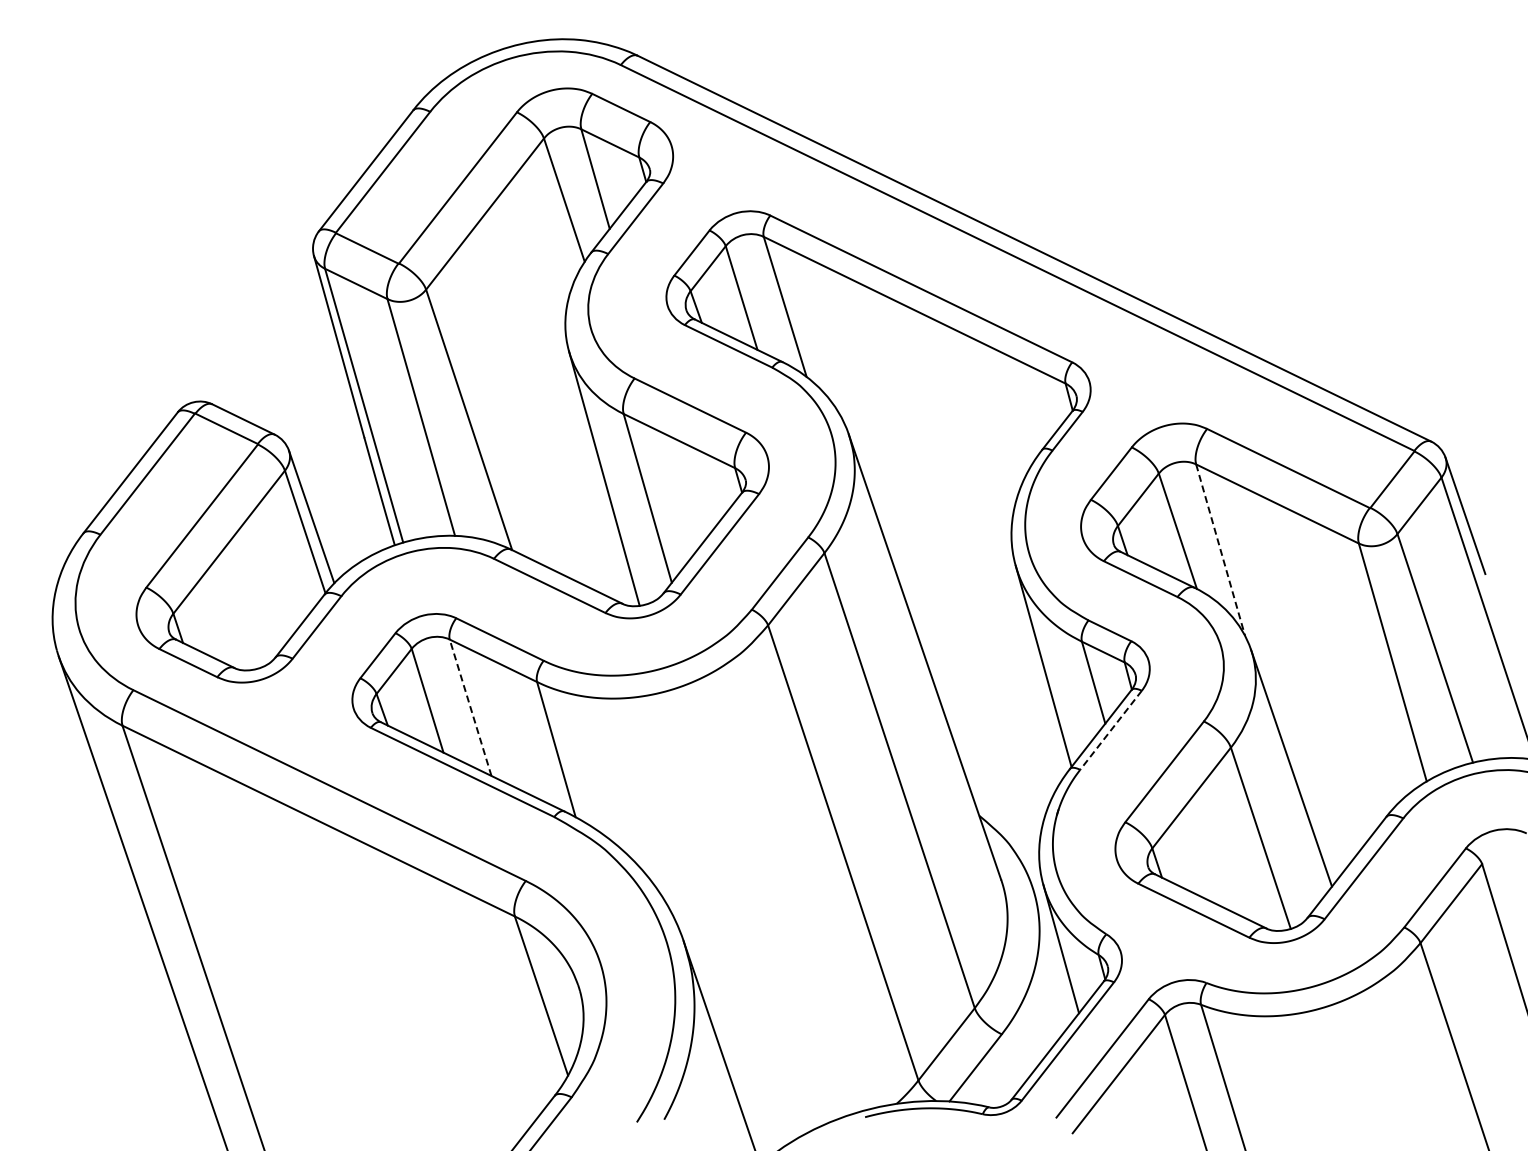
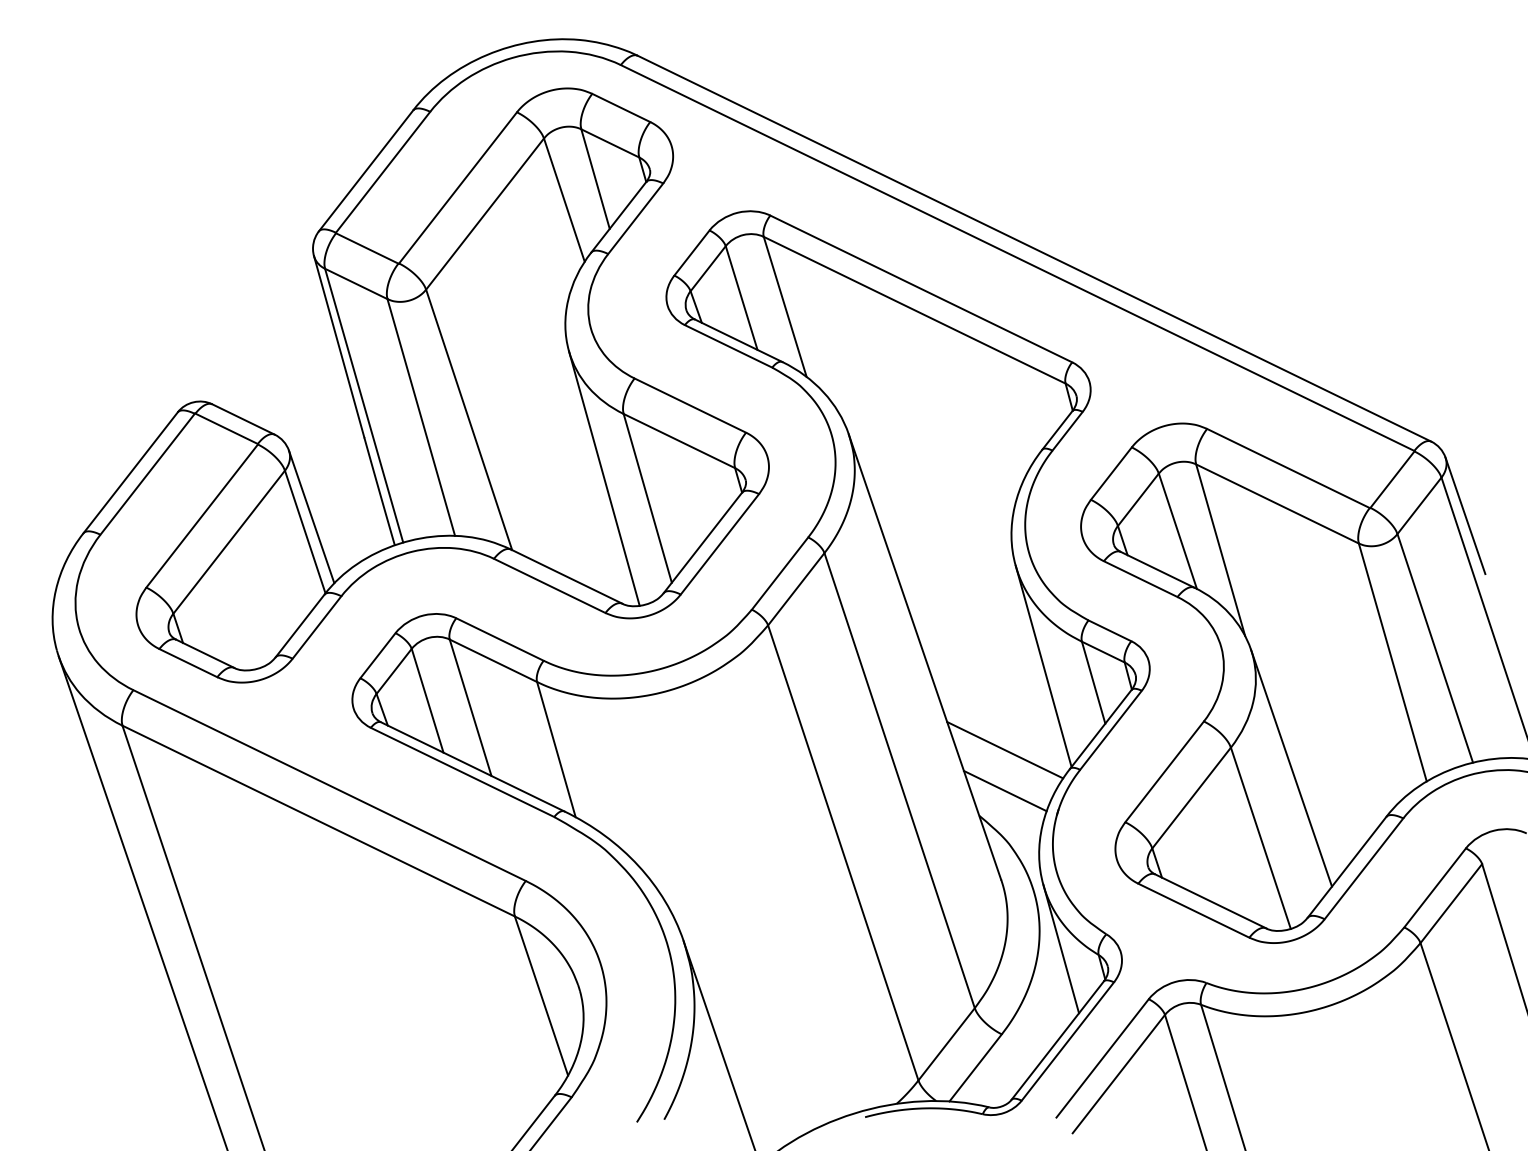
line: dashed -> solid (1220, 550)
line: dashed -> solid (470, 707)
line: dashed -> solid (1110, 730)
line: none -> present (1005, 750)
line: none -> present (1004, 790)
